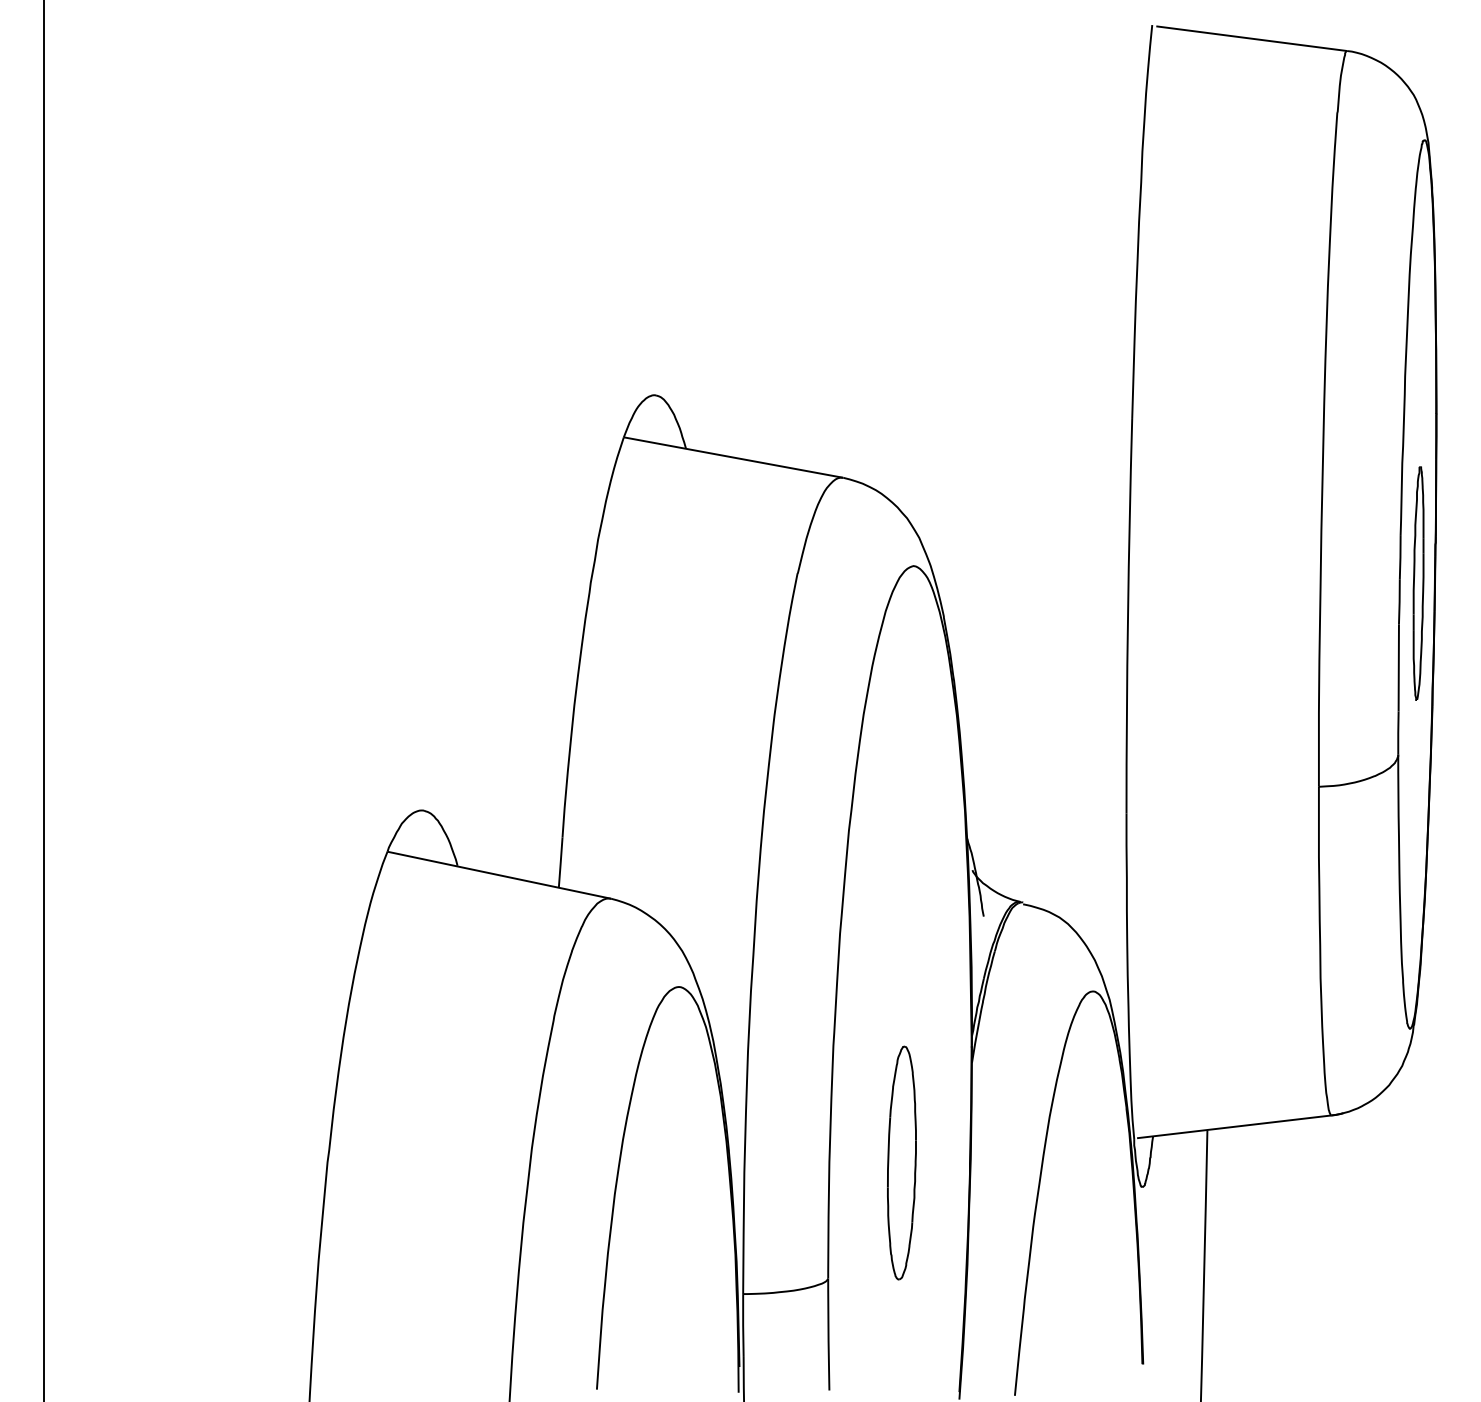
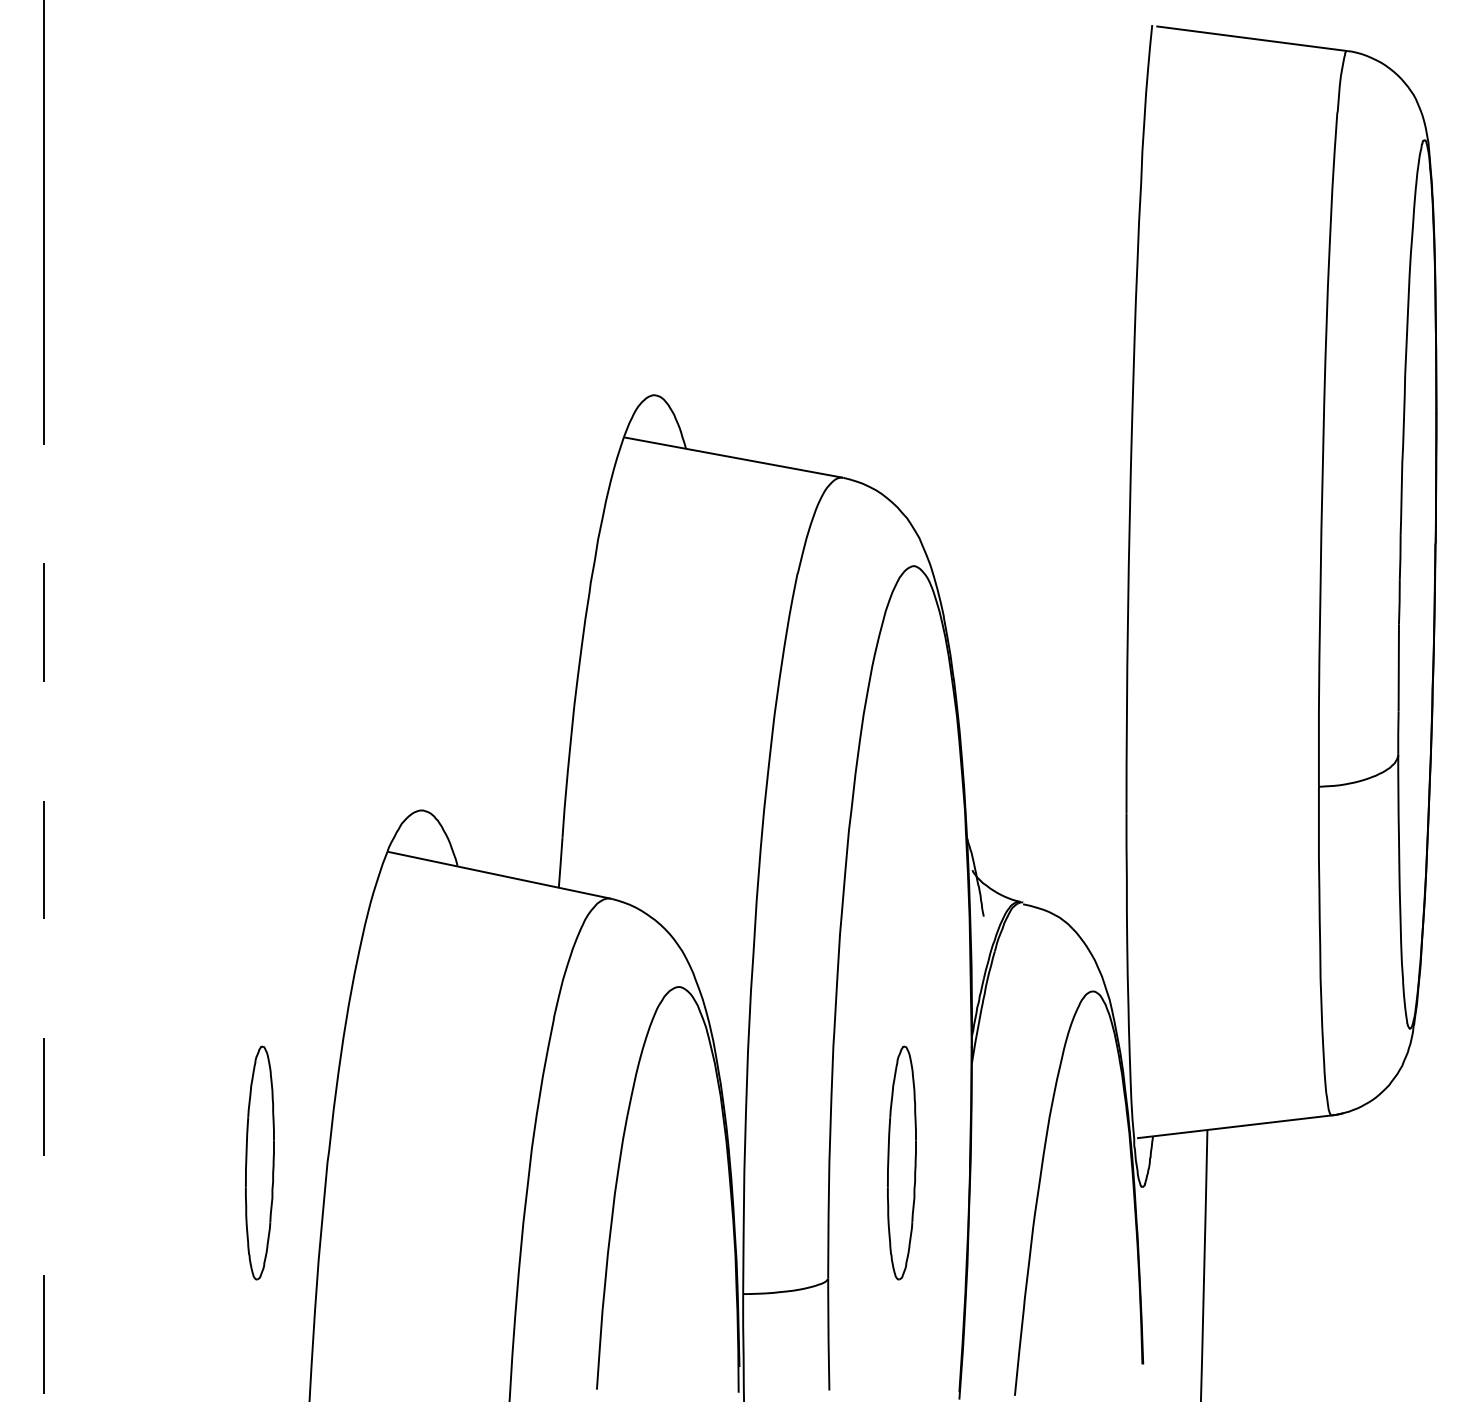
part: present -> none (1418, 583)
line: solid -> dashed (44, 868)
part: none -> present (259, 1162)
